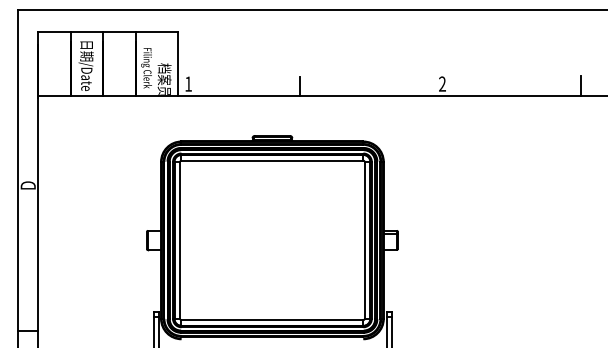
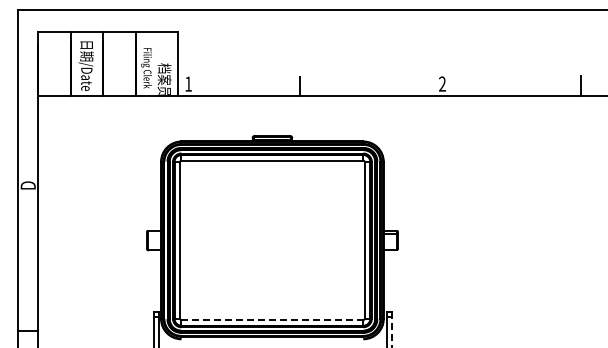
line: solid -> dashed (272, 320)
line: solid -> dashed (392, 331)
